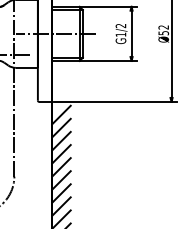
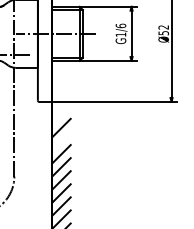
text: G1/2 -> G1/6 (120, 25)
line: present -> none (61, 114)
line: present -> none (61, 140)
